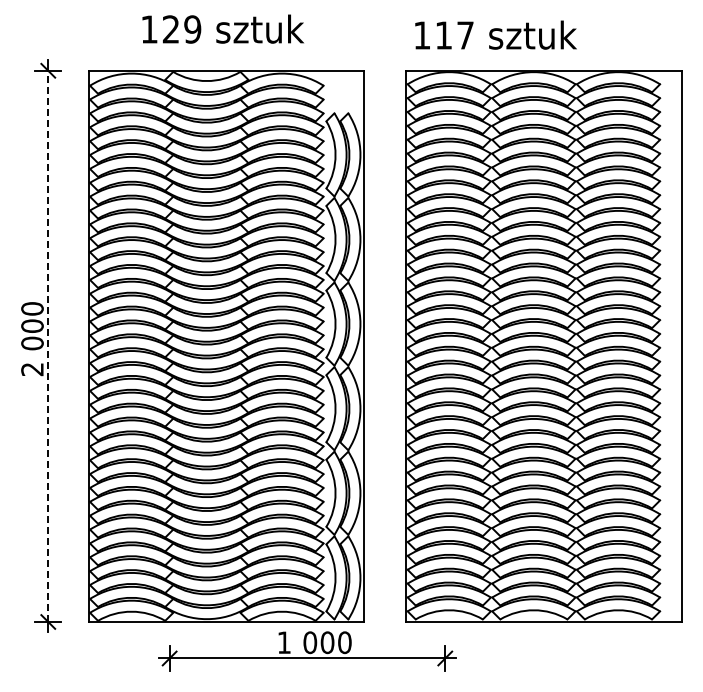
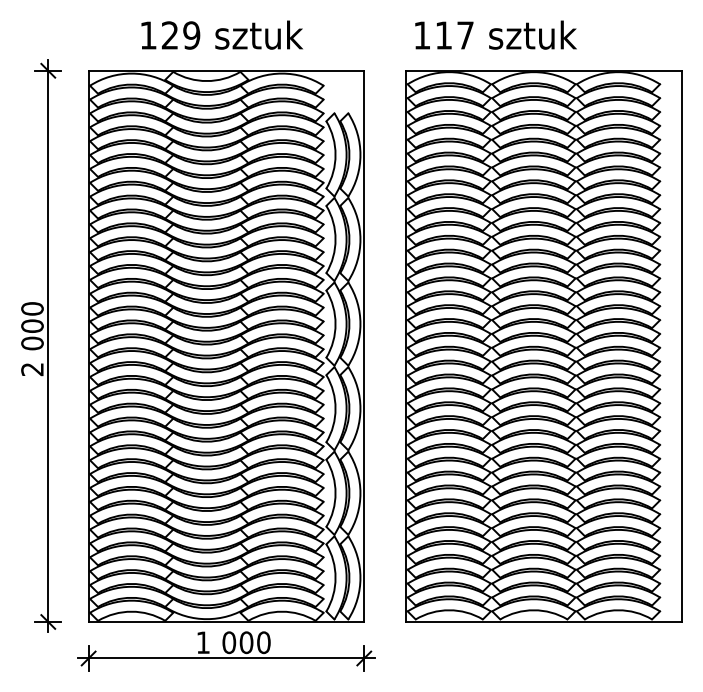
text position: (222, 28) -> (221, 34) (221, 34)
line: dashed -> solid (48, 346)
part position: (307, 651) -> (226, 651) (226, 651)
